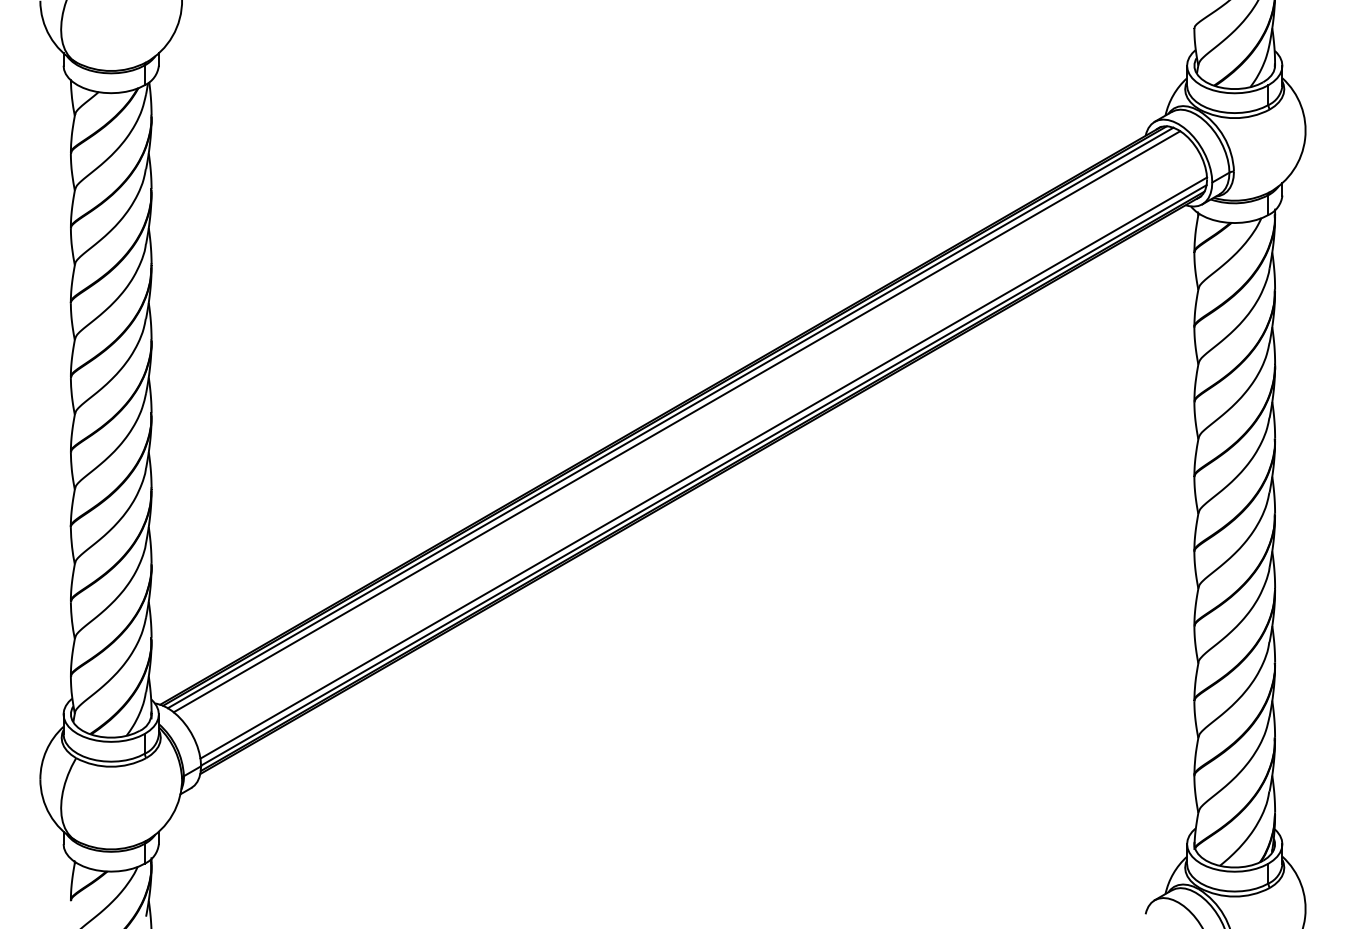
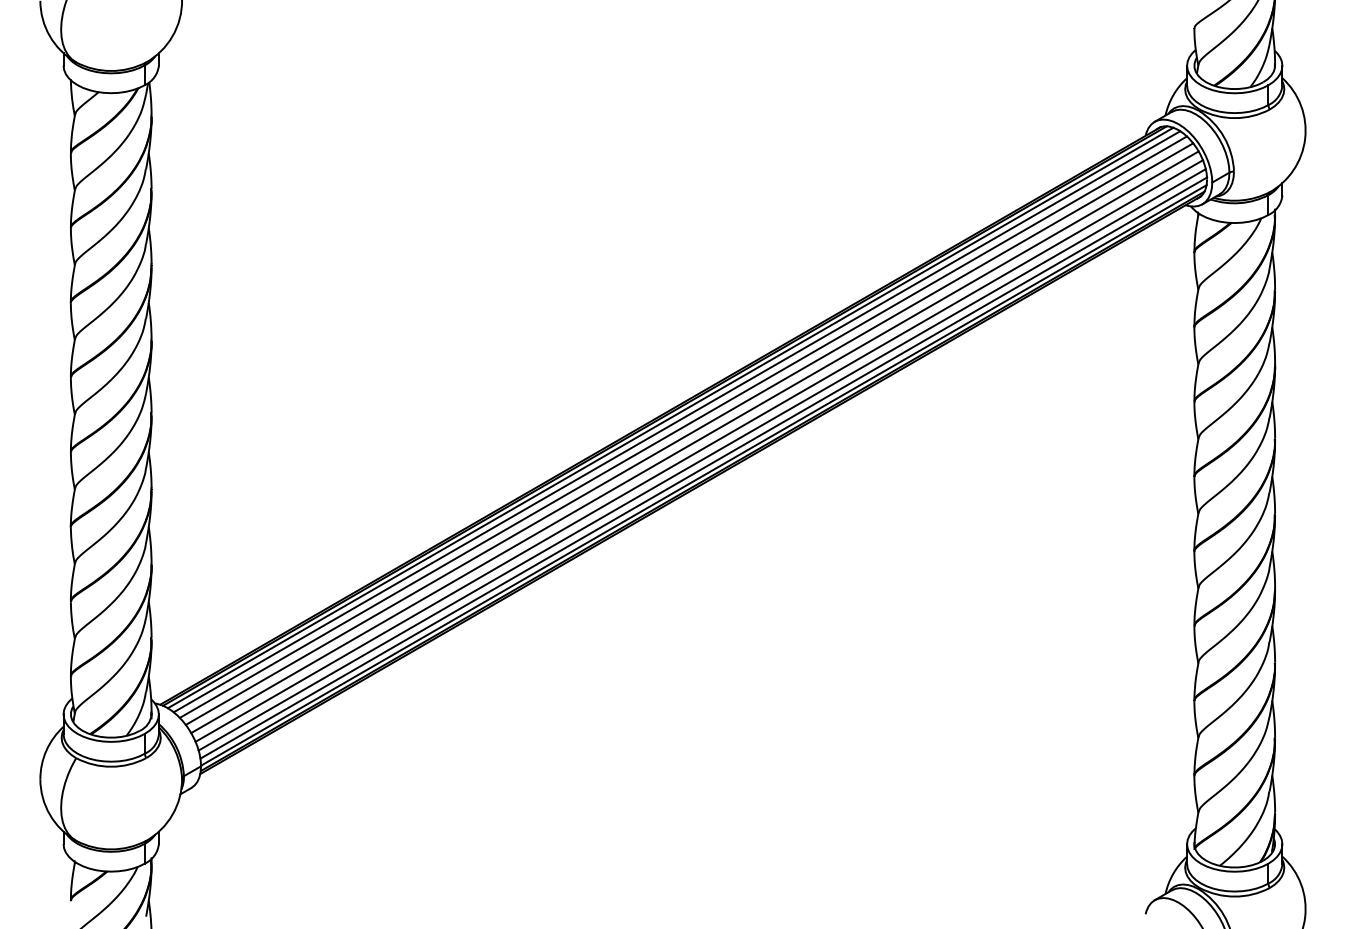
line: none -> present (682, 426)
line: none -> present (689, 433)
line: none -> present (694, 442)
line: none -> present (699, 450)
line: none -> present (701, 459)
